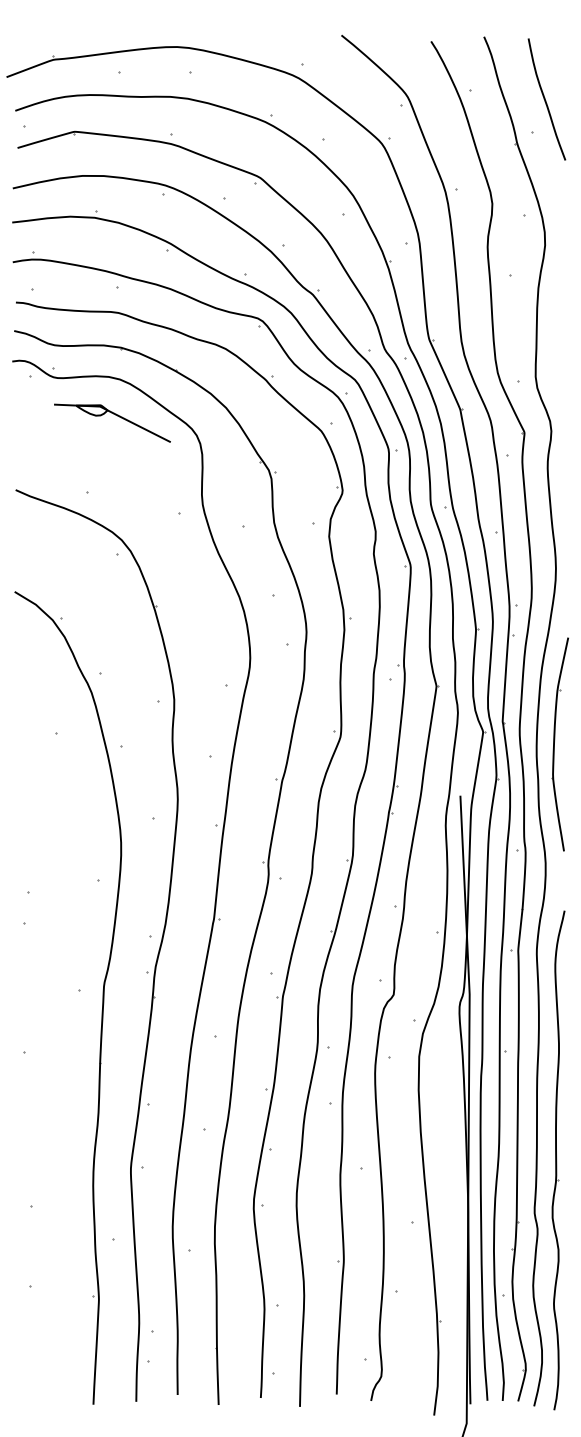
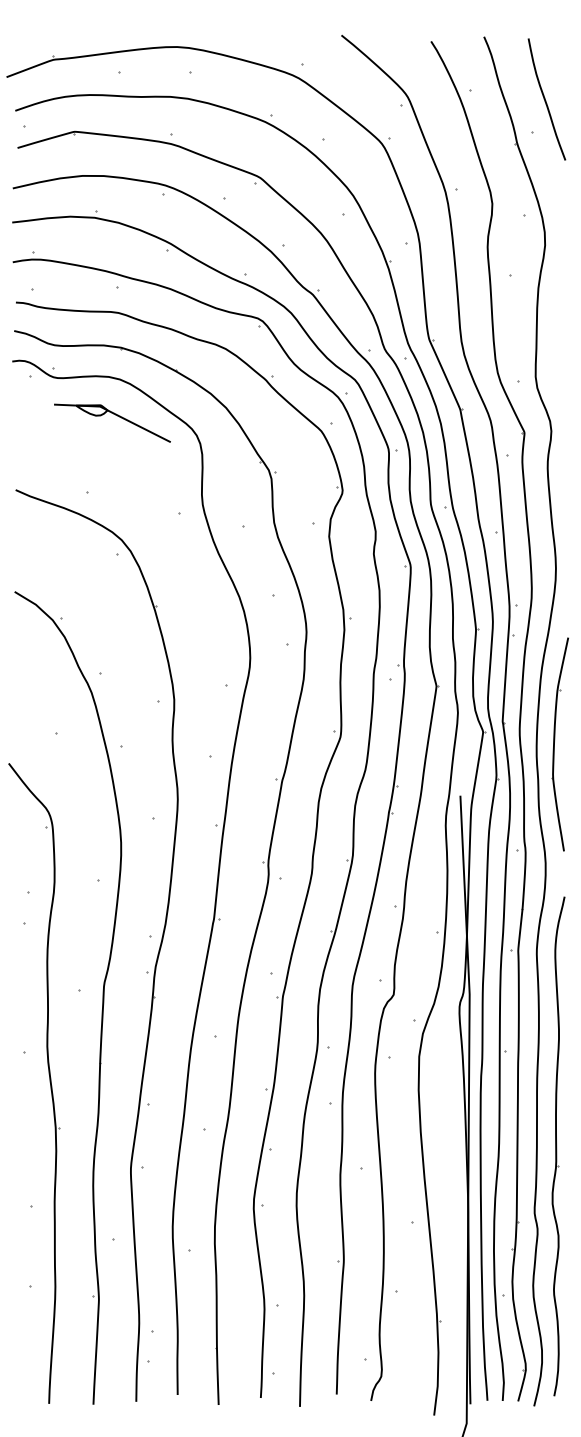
part: none -> present (49, 1082)
part position: (558, 1160) -> (558, 1146) (558, 1146)
